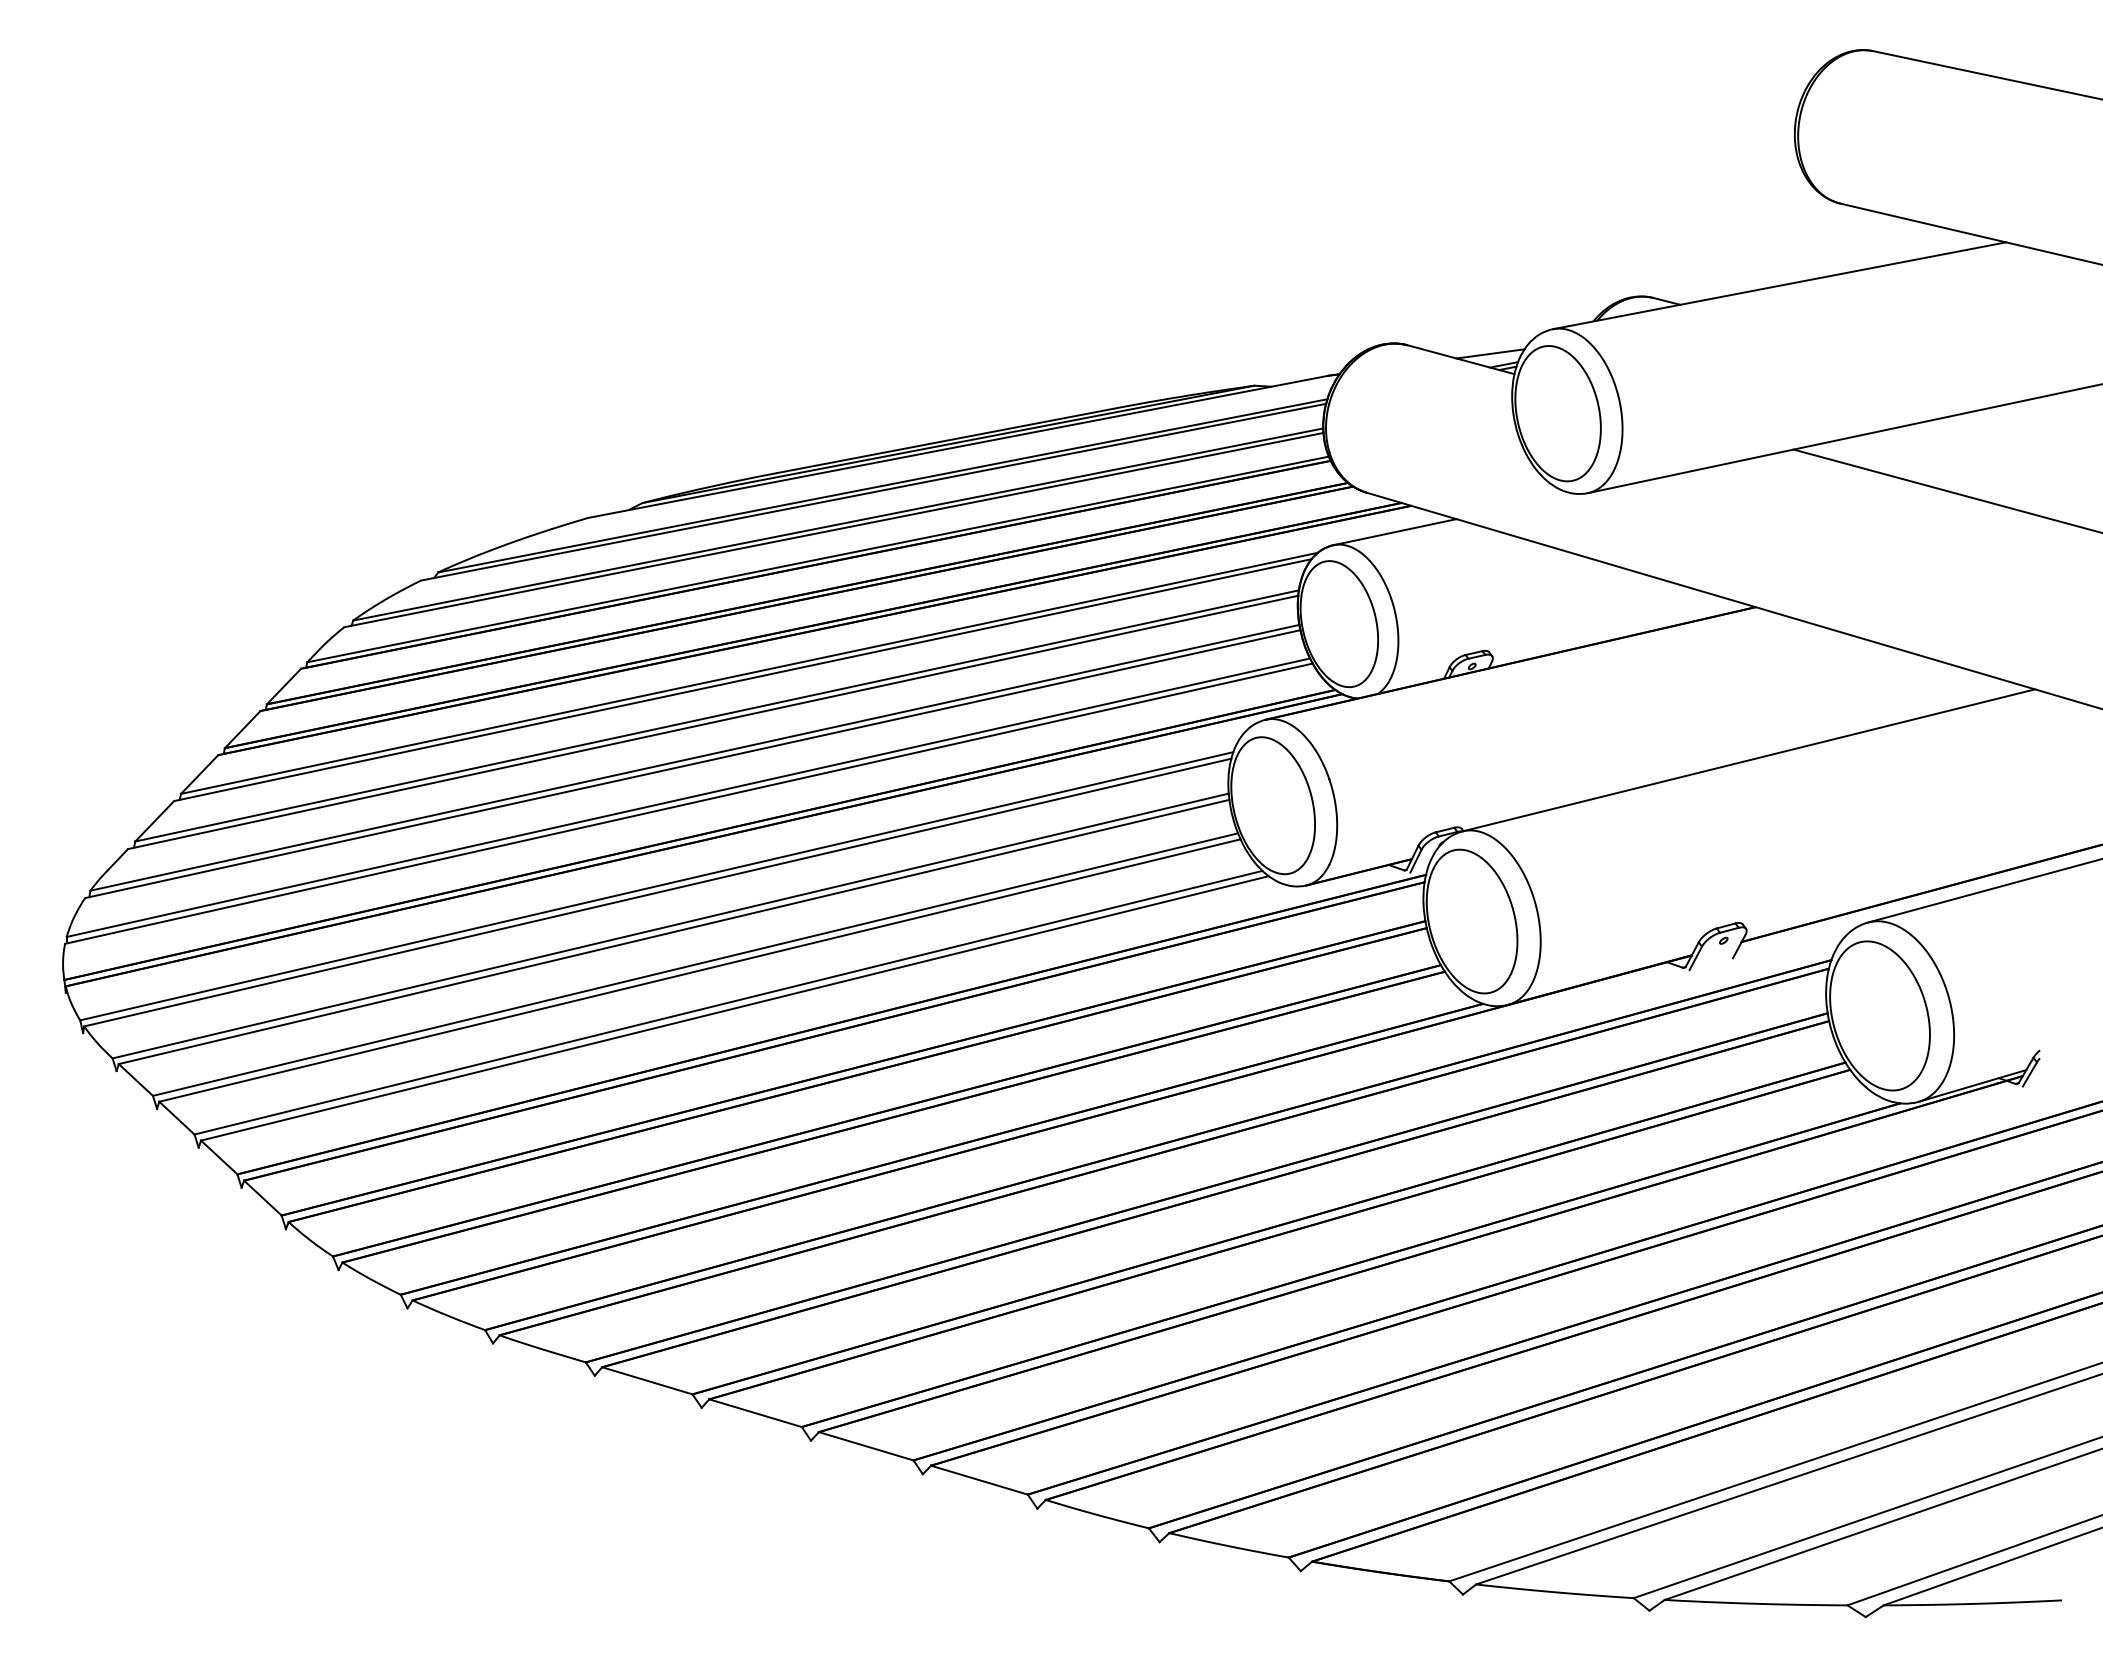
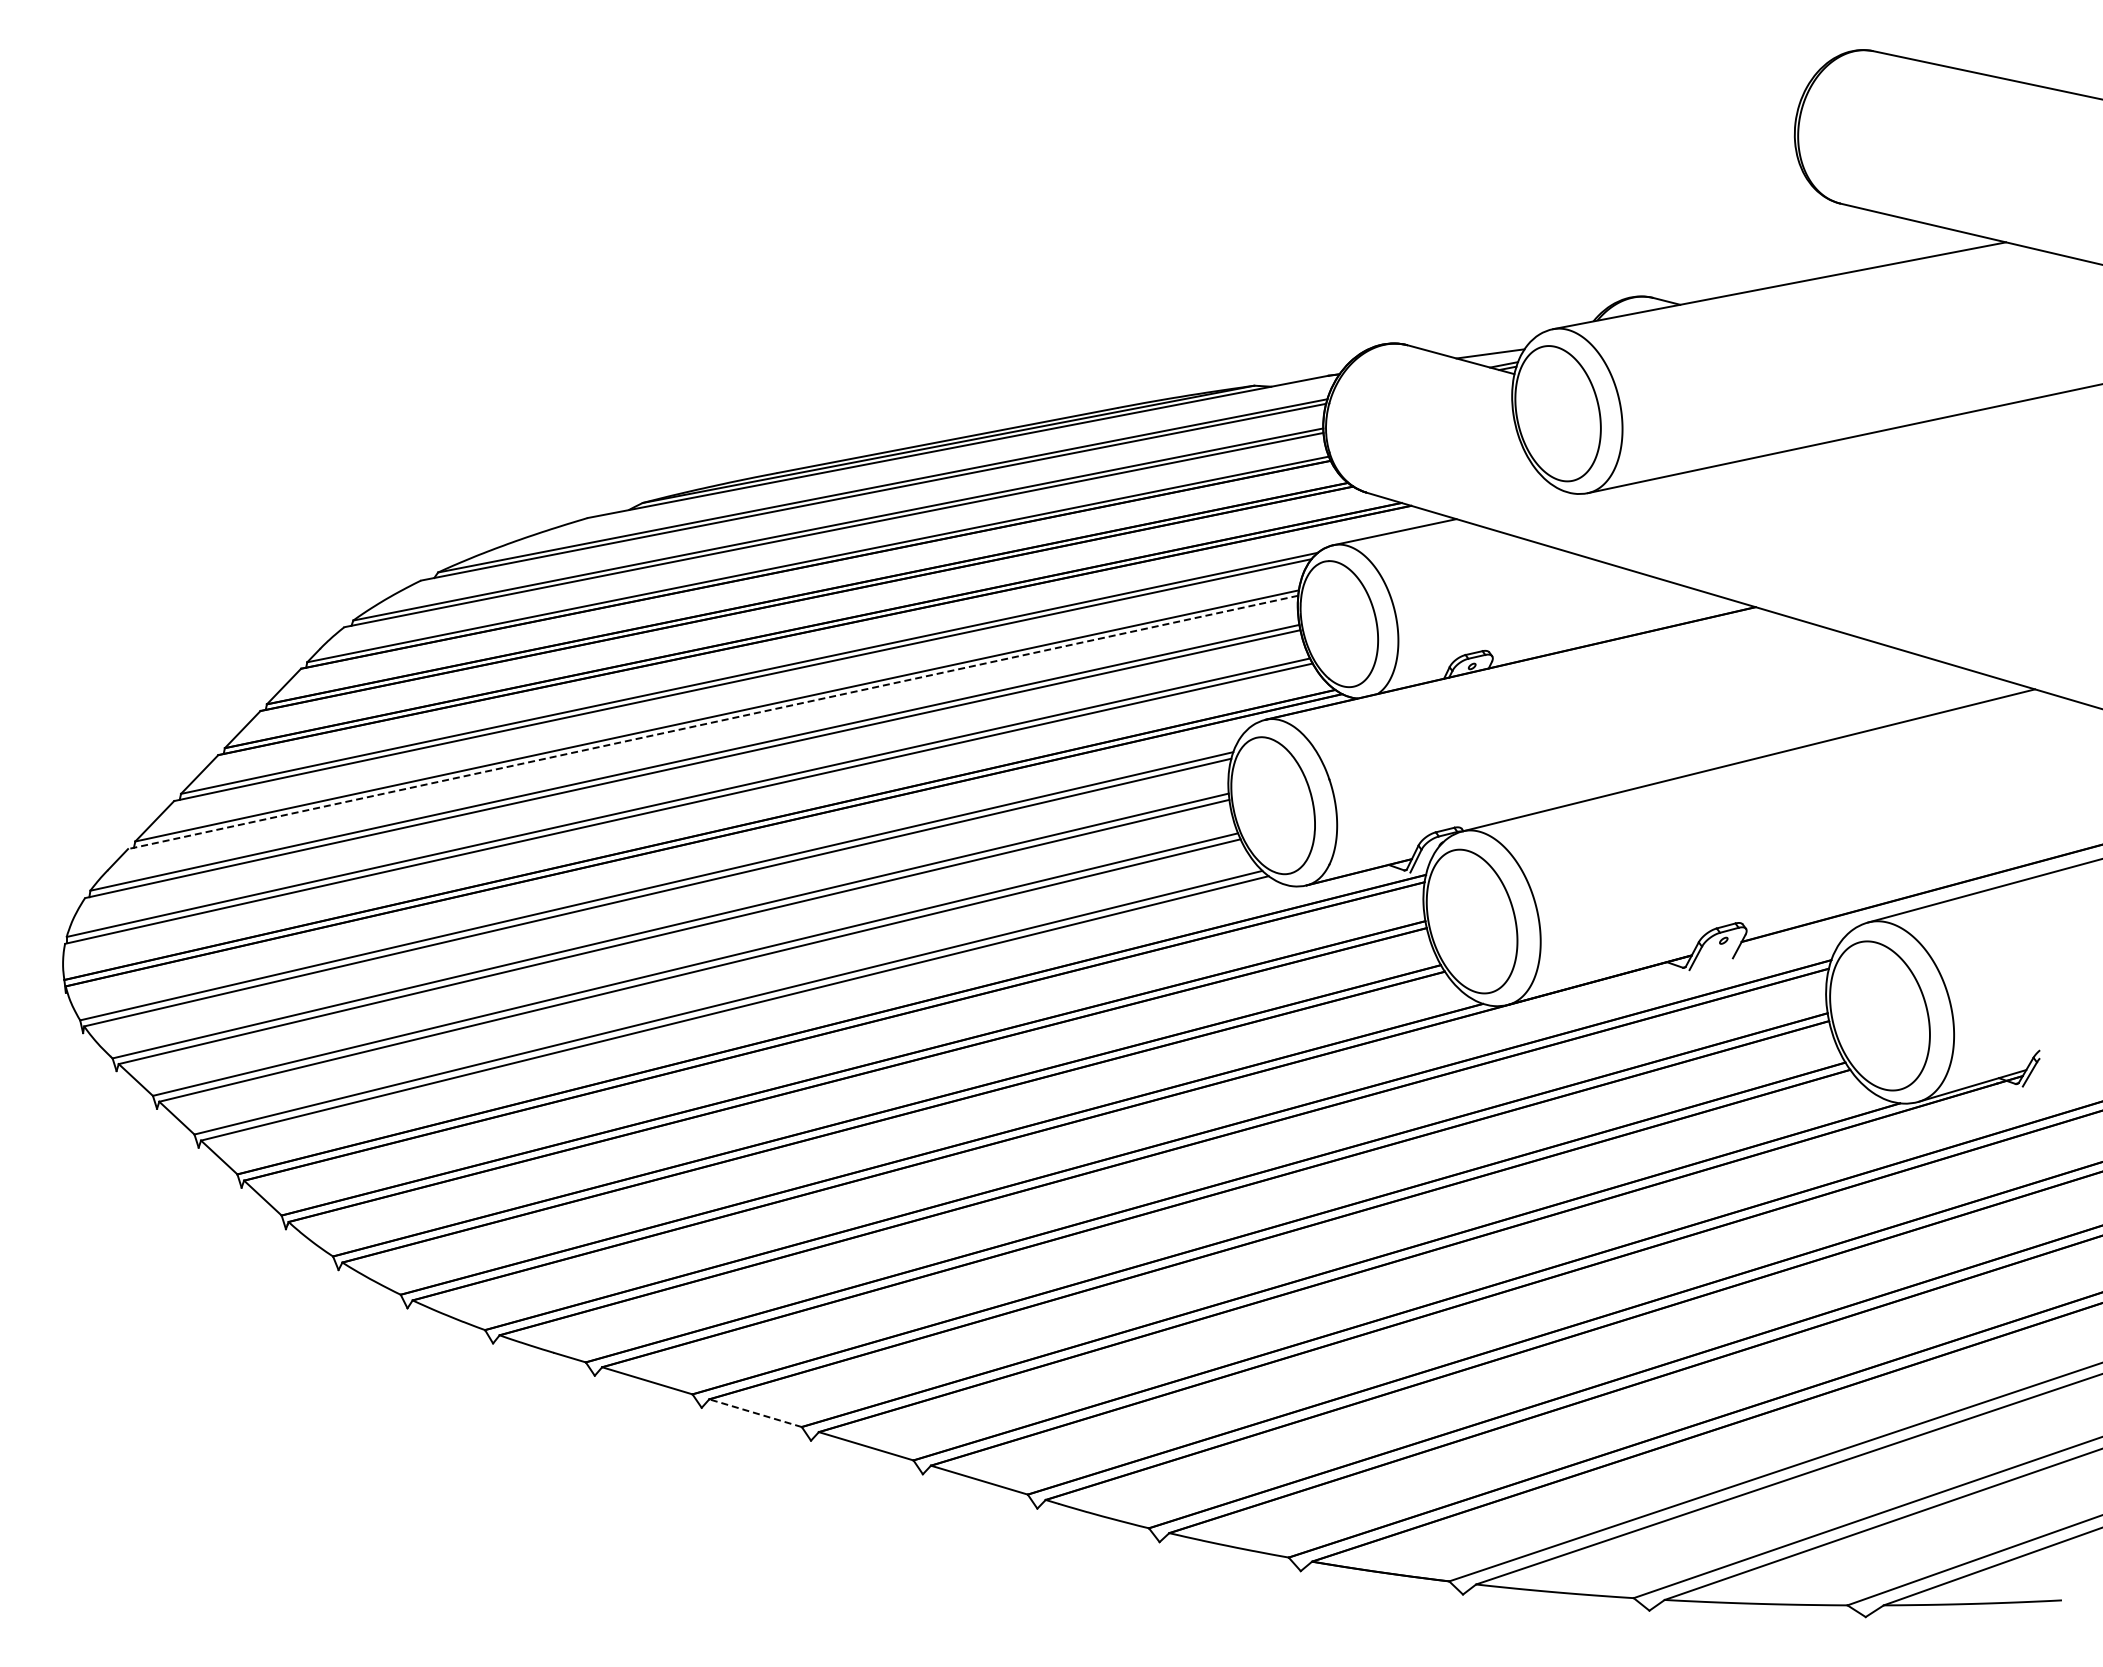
line: present -> none (1946, 490)
line: solid -> dashed (713, 722)
line: solid -> dashed (755, 1413)
